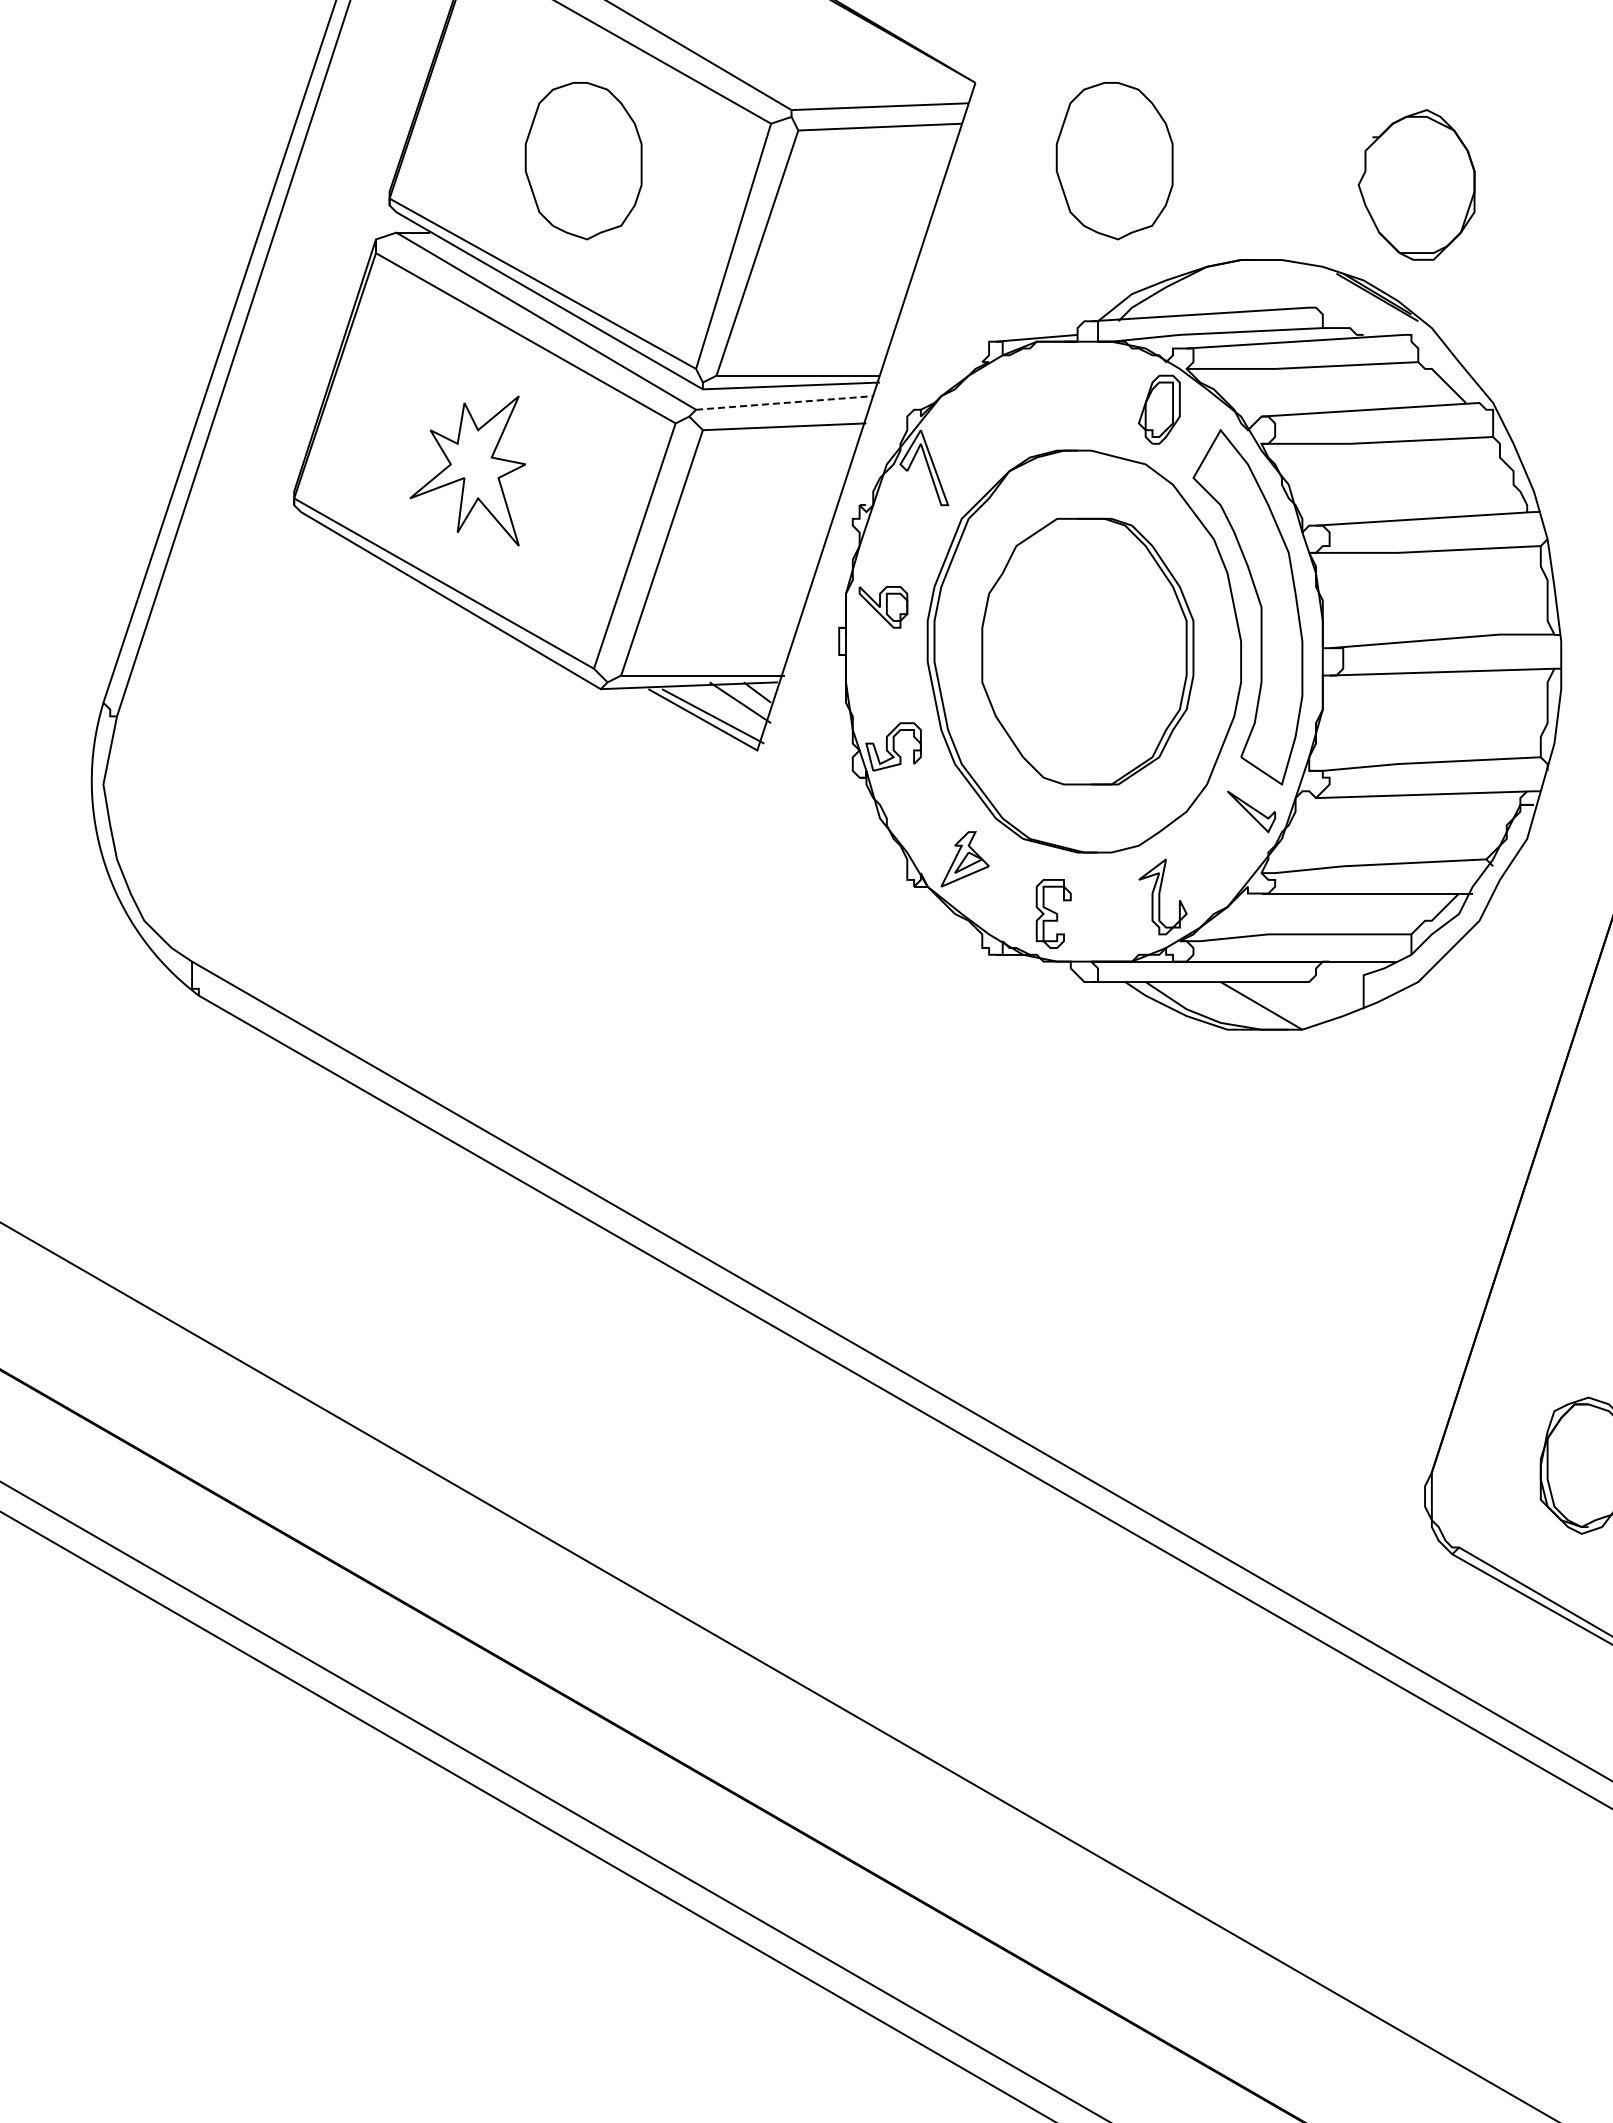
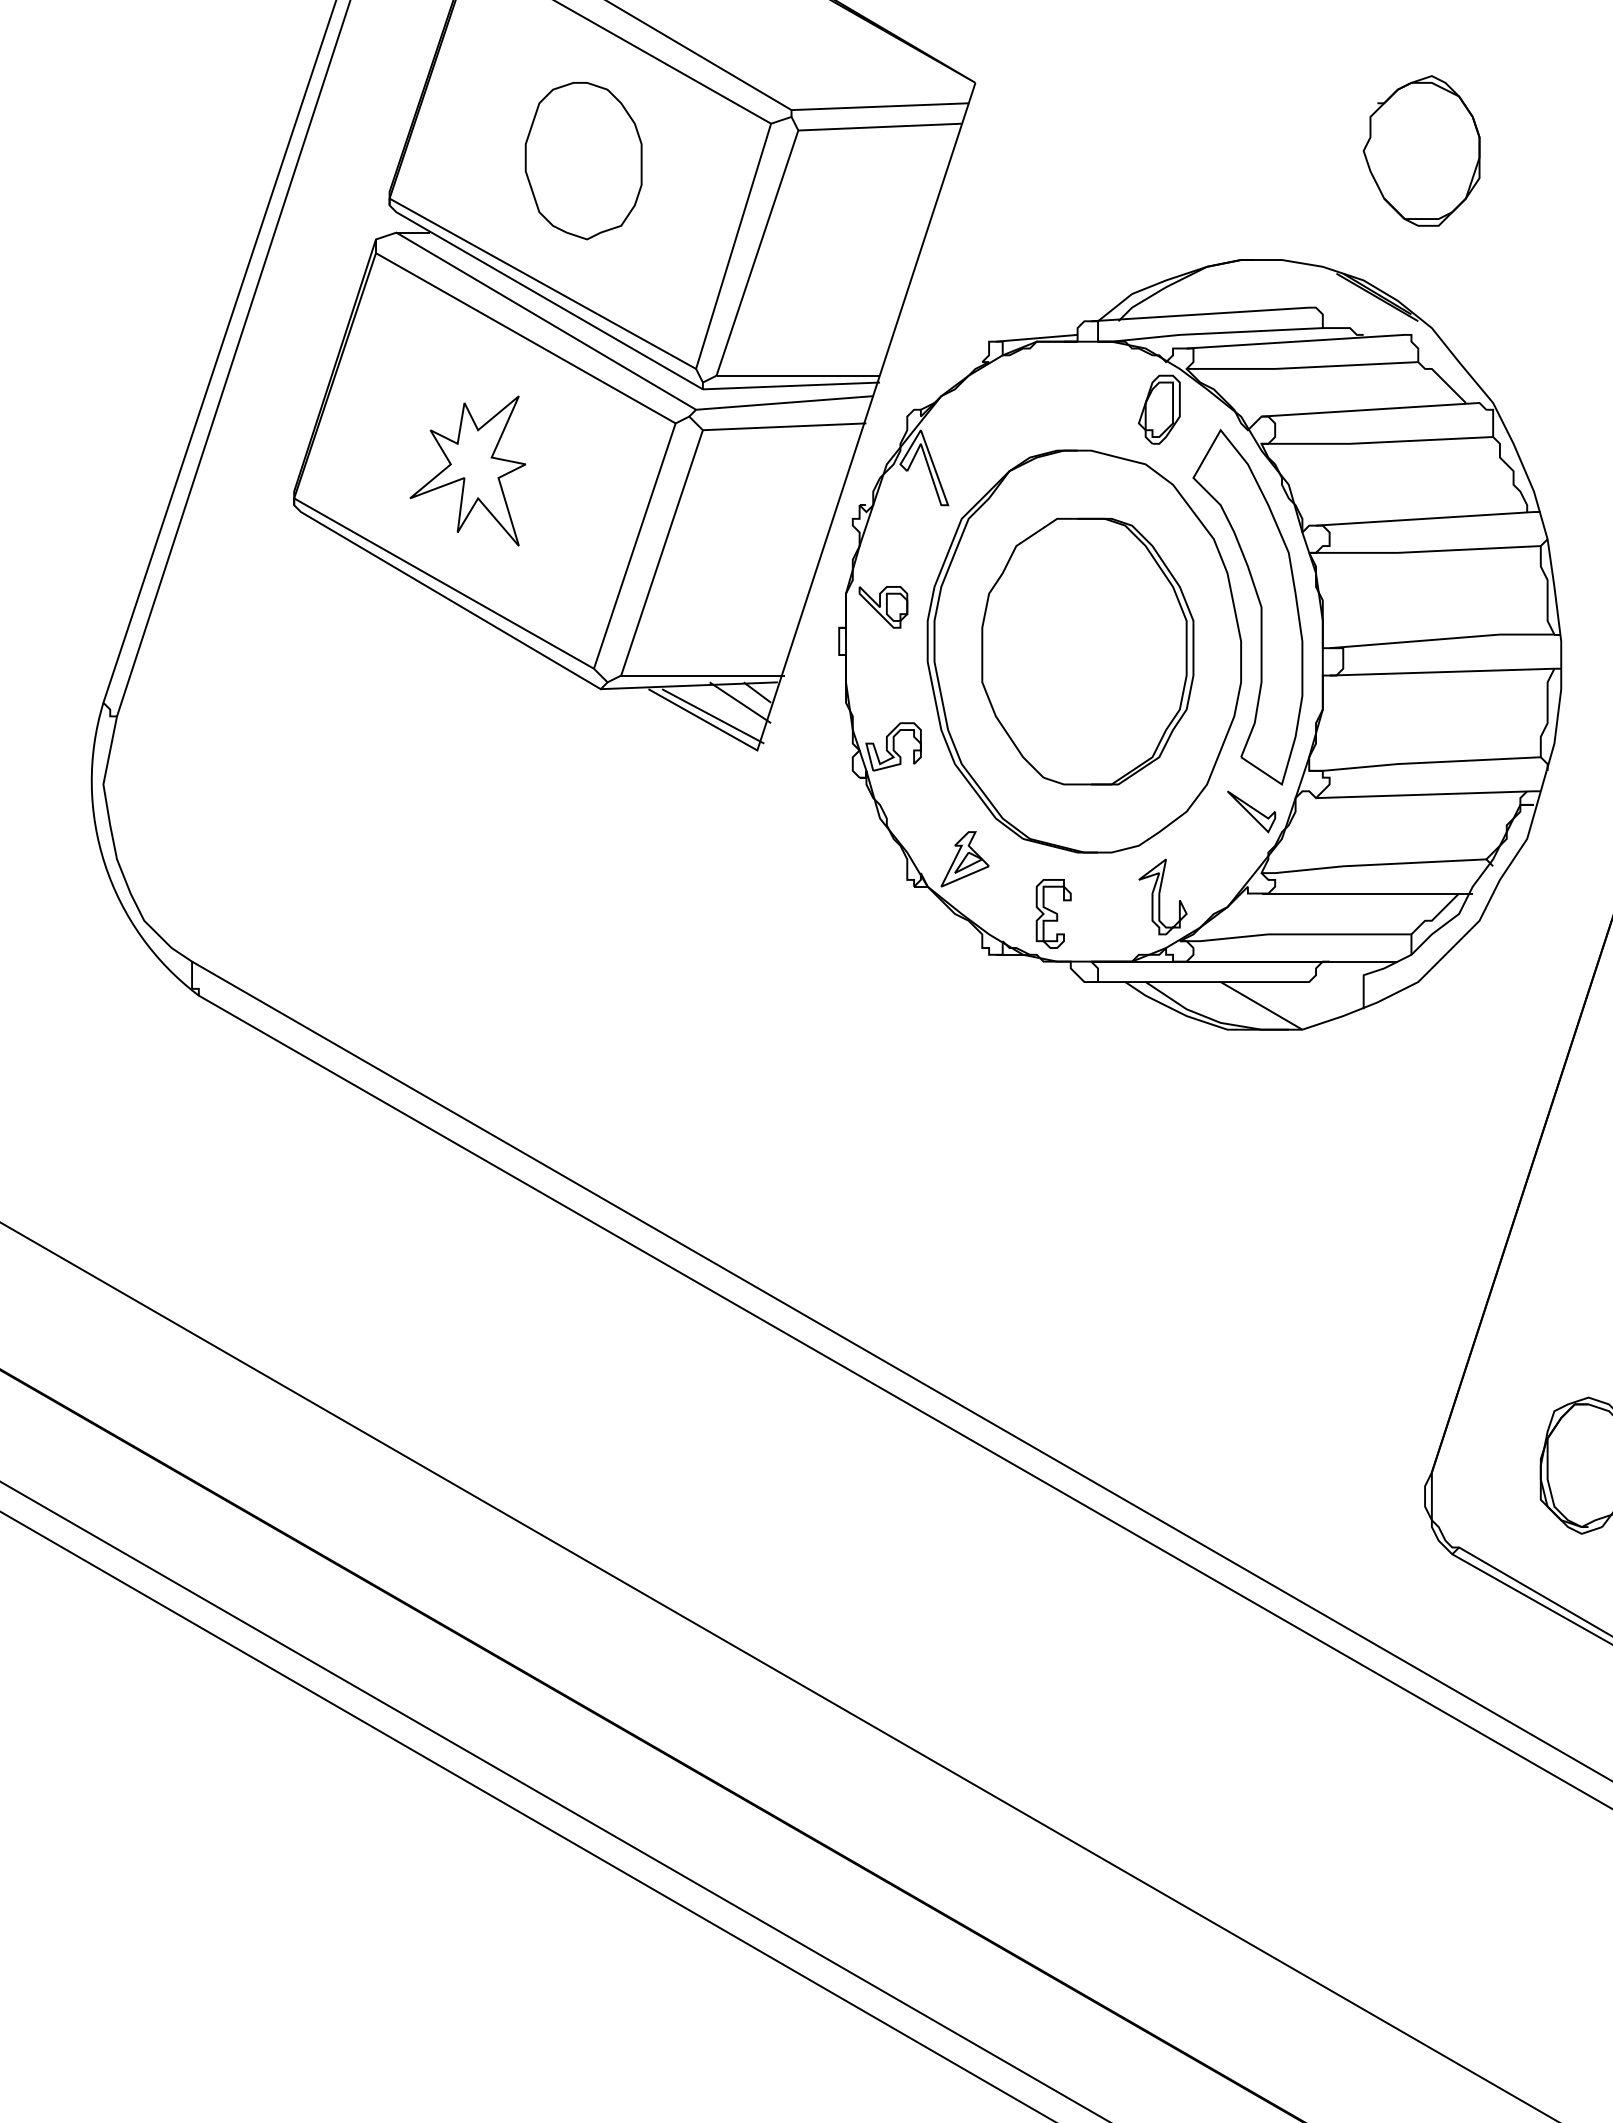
part: present -> none (1114, 161)
part position: (1416, 184) -> (1421, 150) (1421, 150)
line: dashed -> solid (784, 402)
